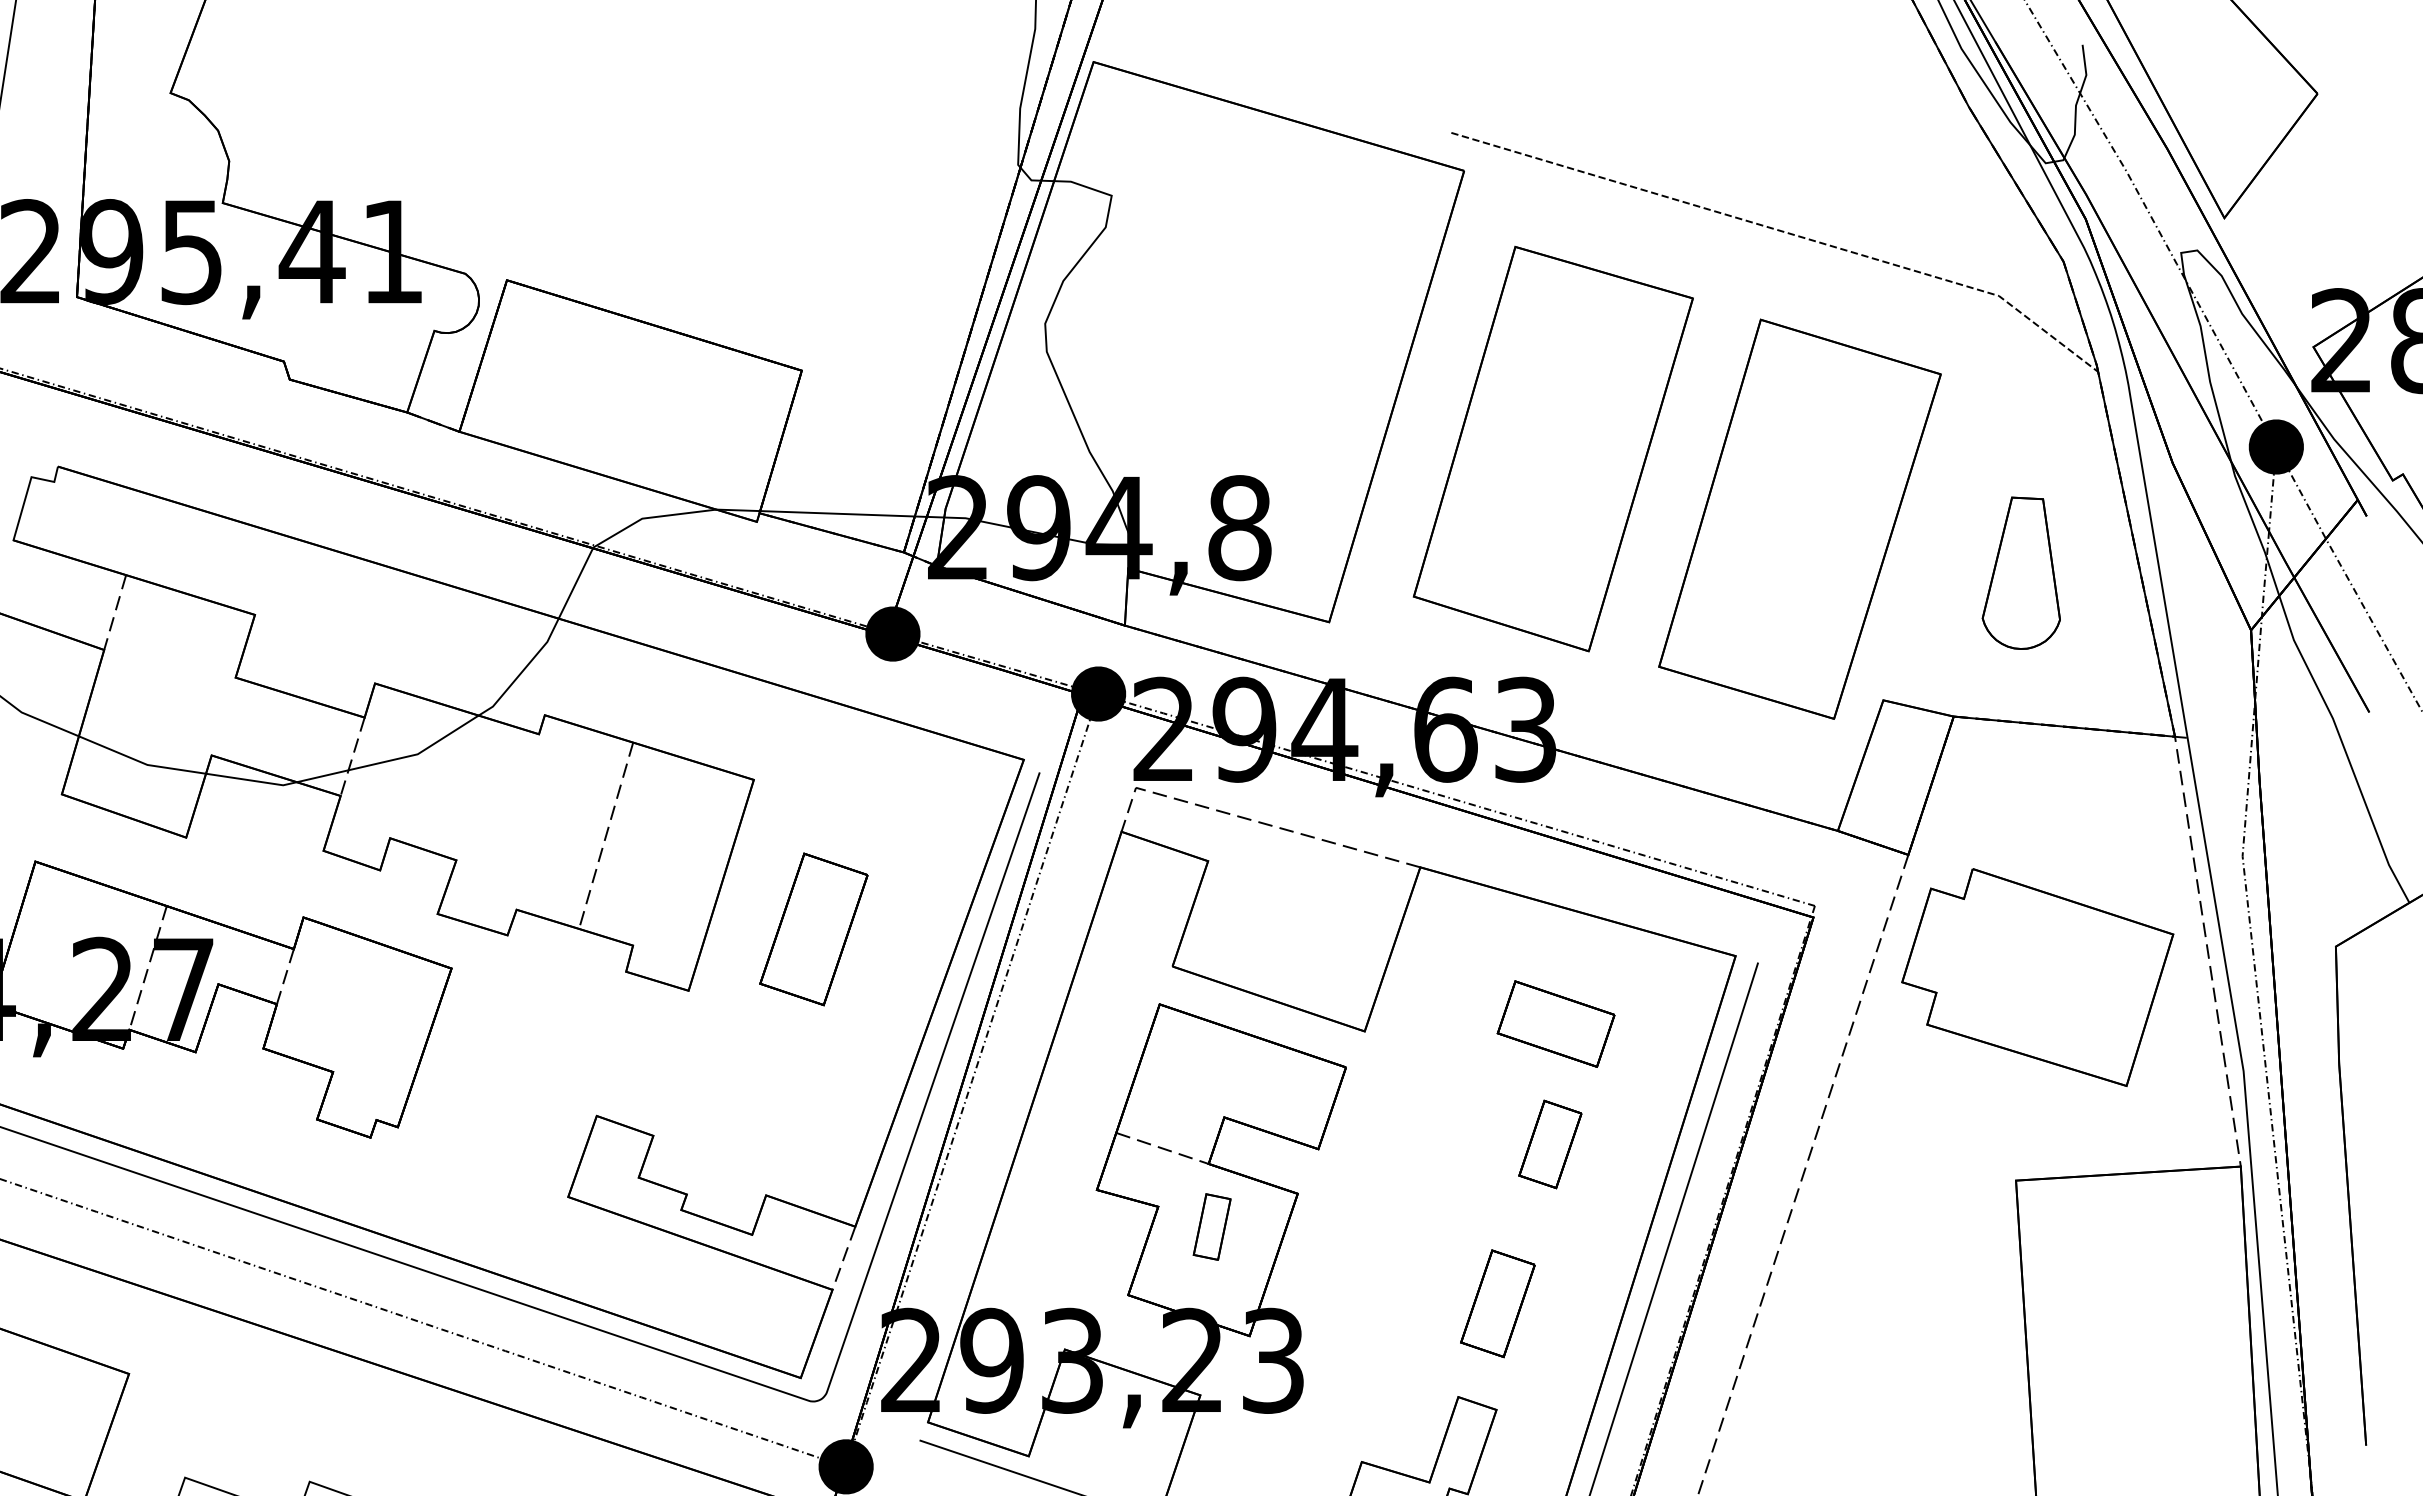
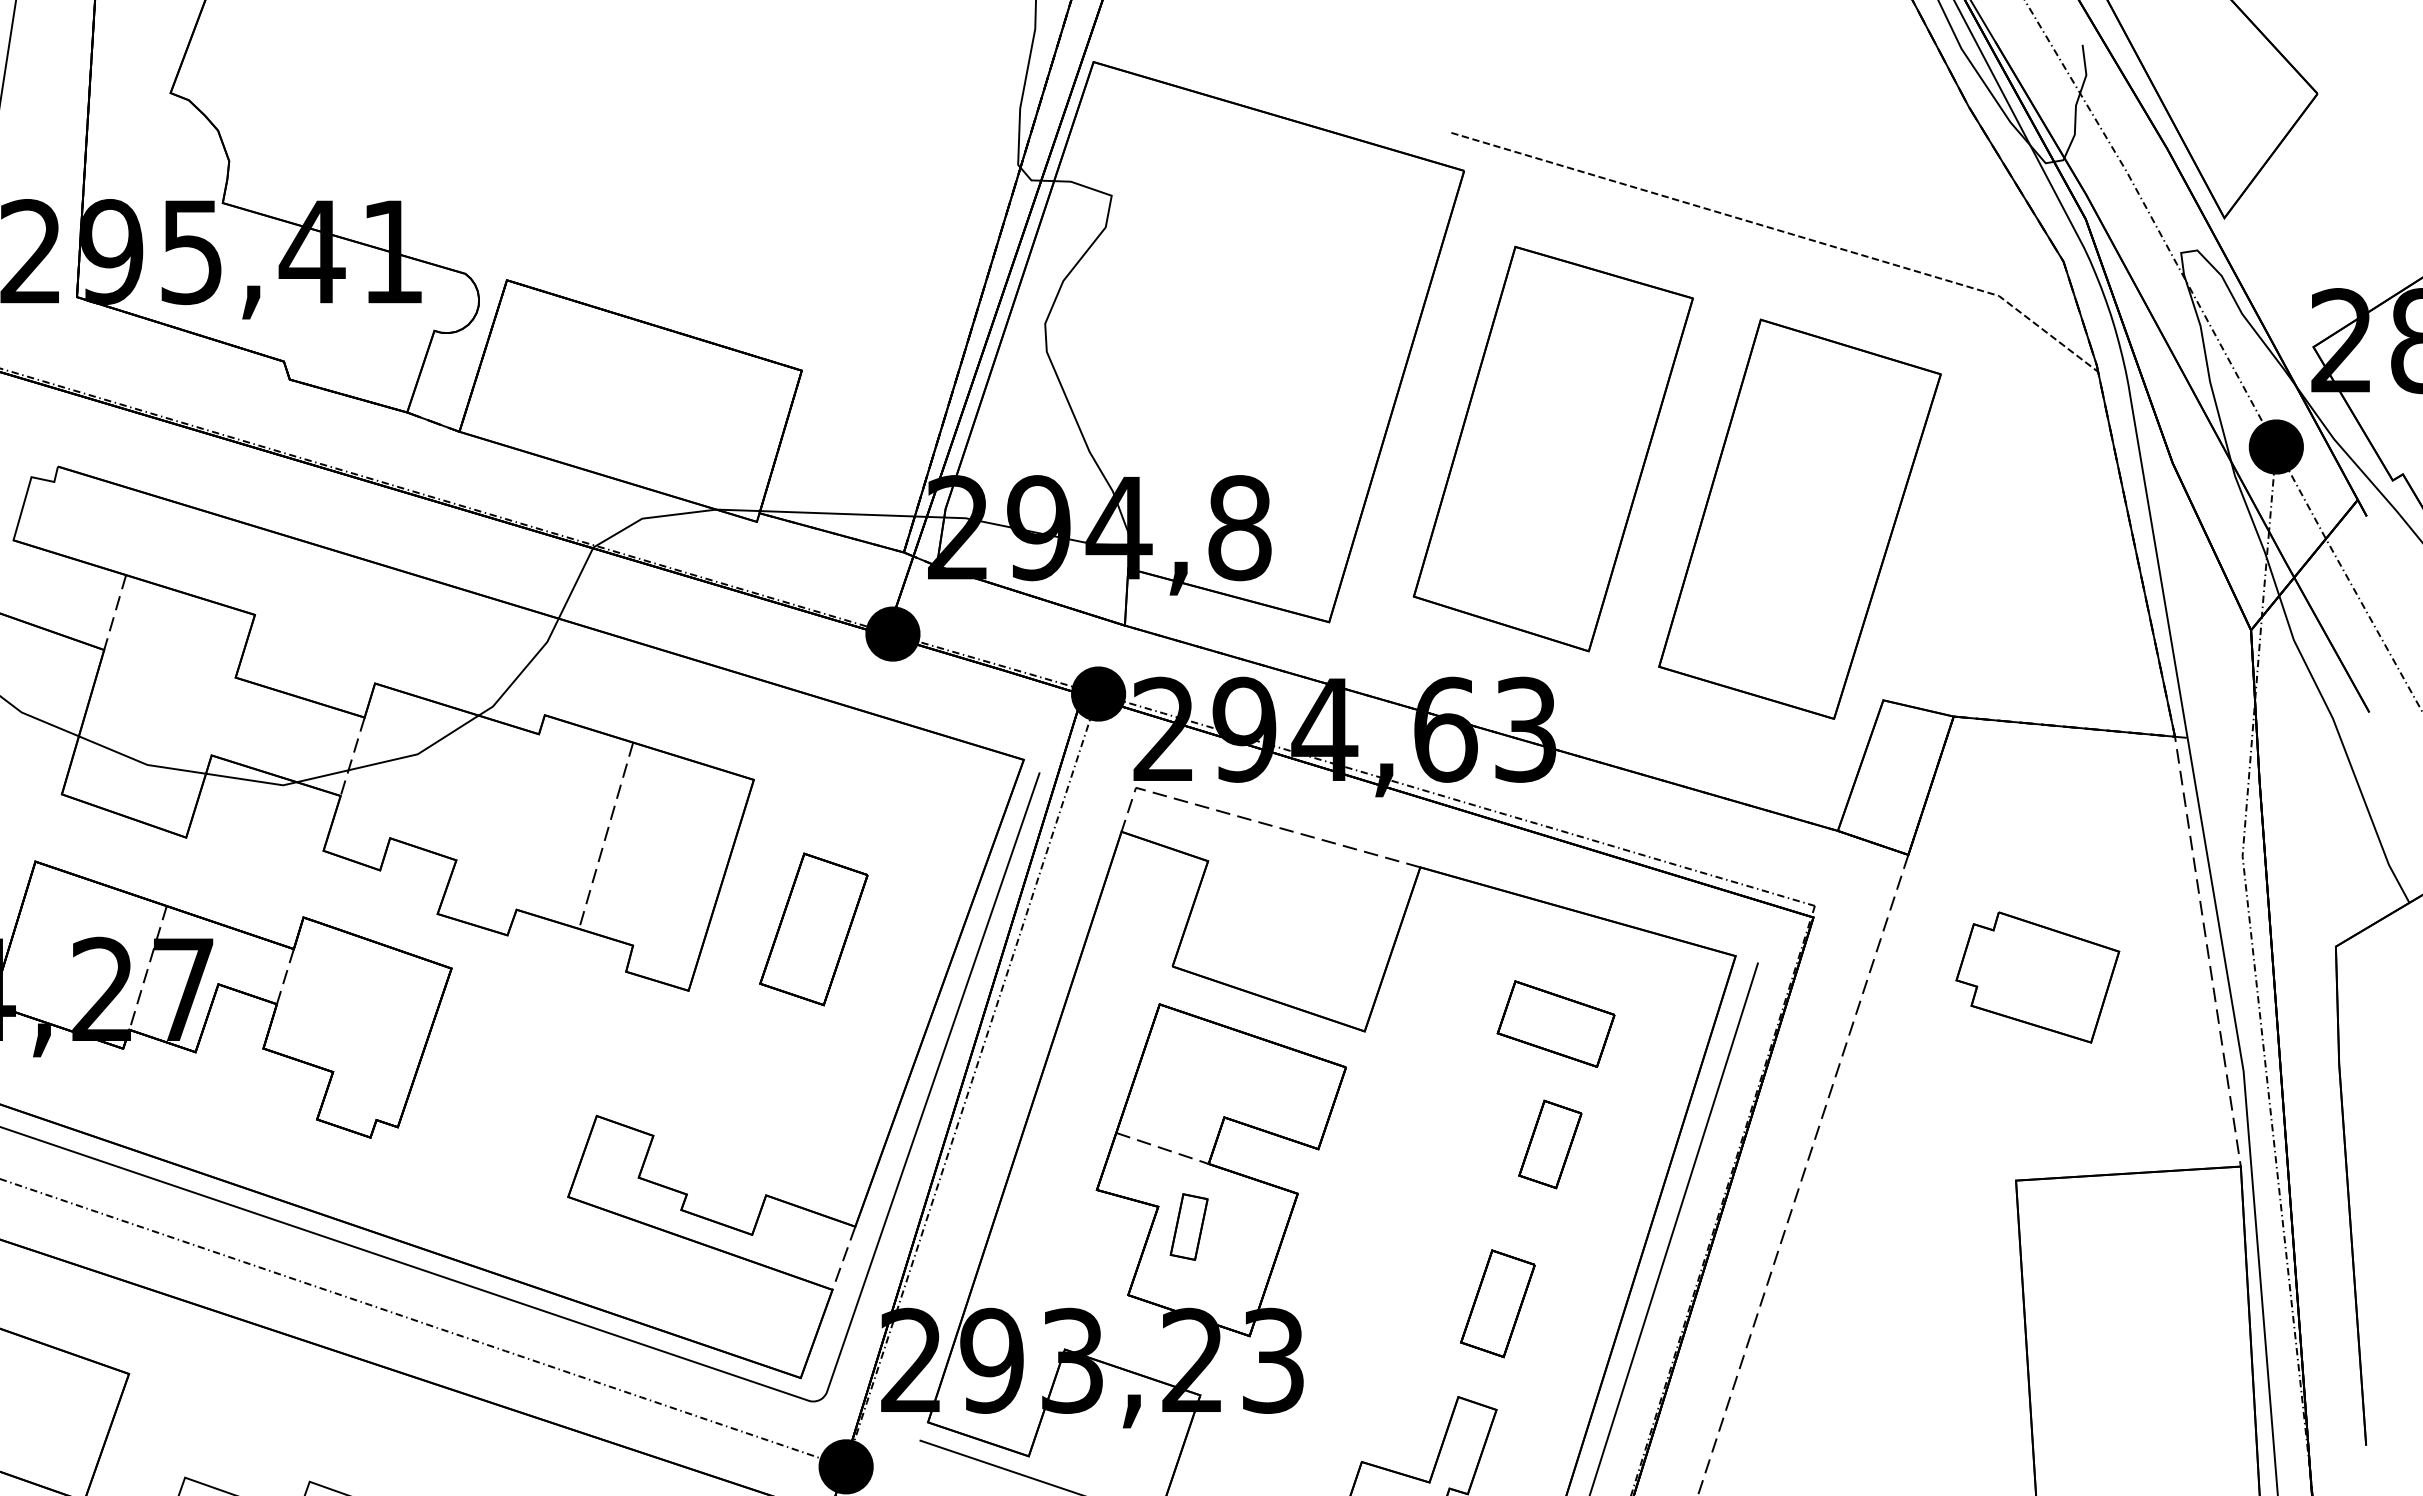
part: present -> none (2020, 572)
part size: 274x219 px -> 166x133 px (2037, 977)
part position: (1211, 1226) -> (1188, 1226) (1188, 1226)
